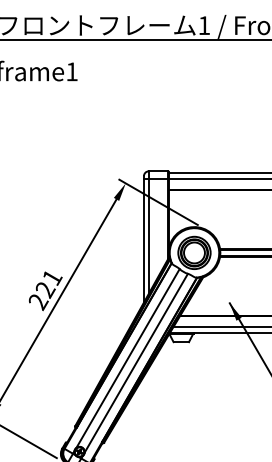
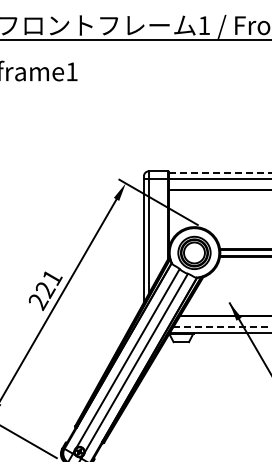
line: solid -> dashed (220, 173)
line: solid -> dashed (222, 327)
